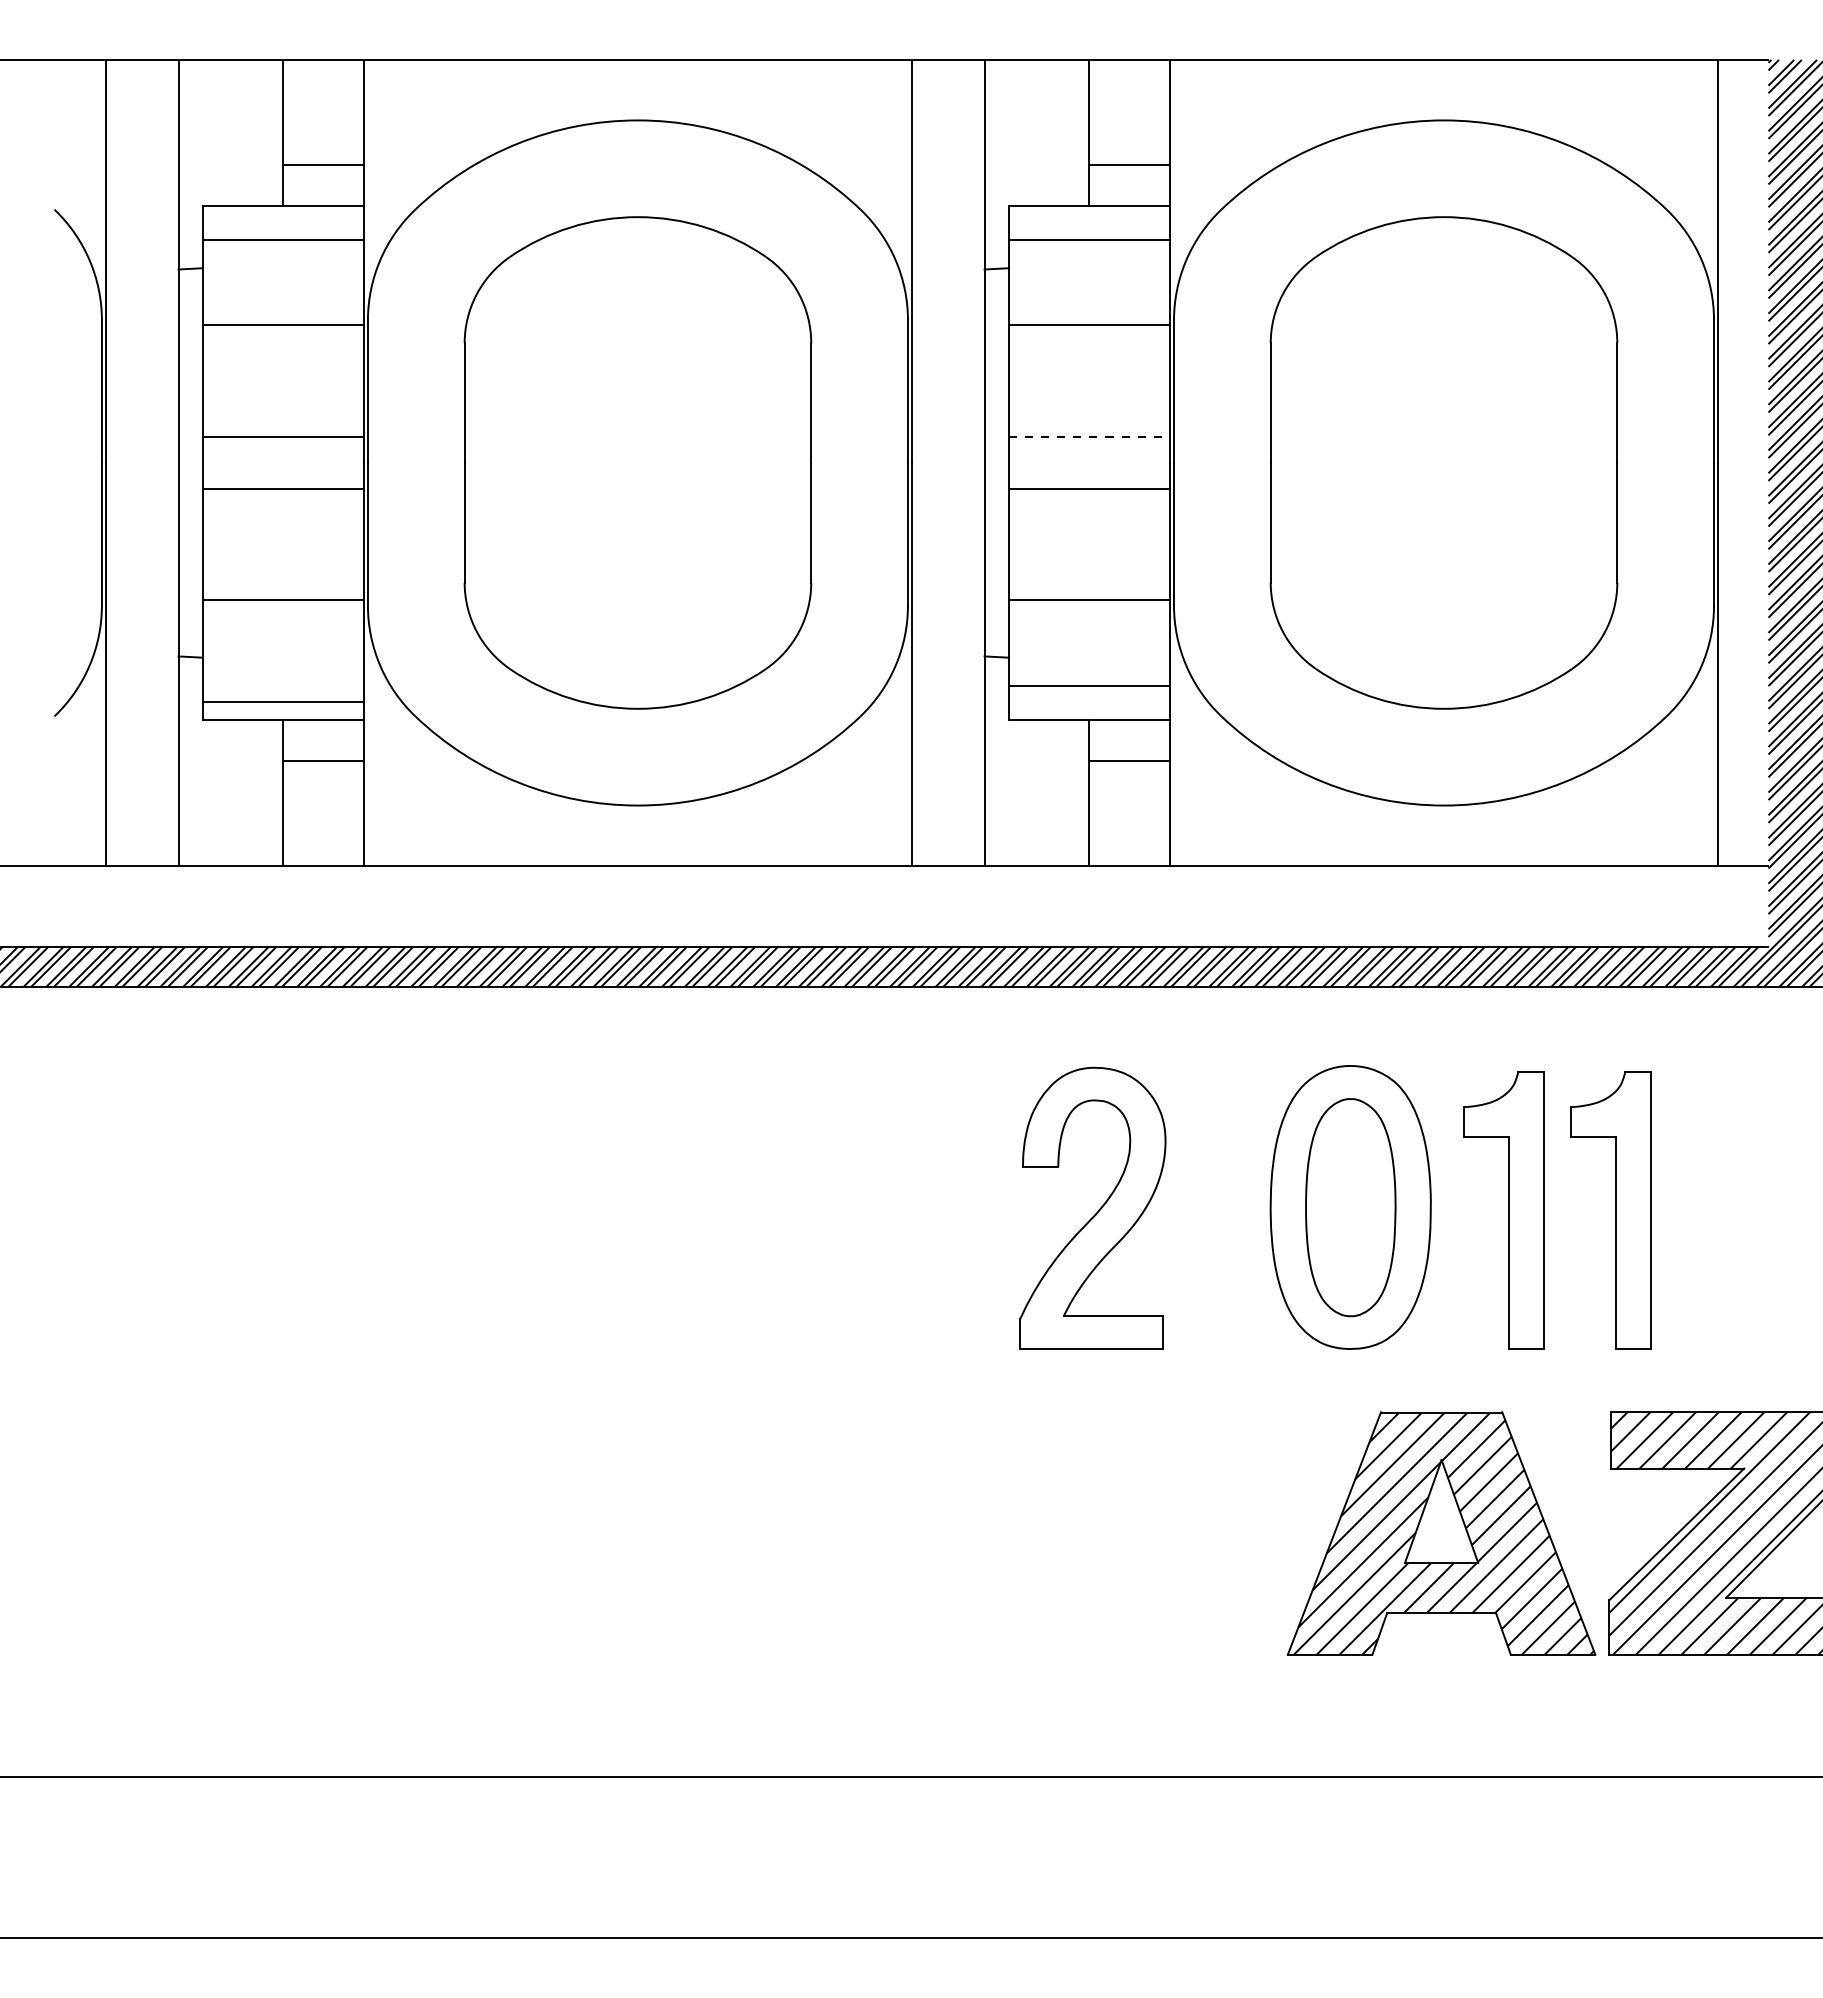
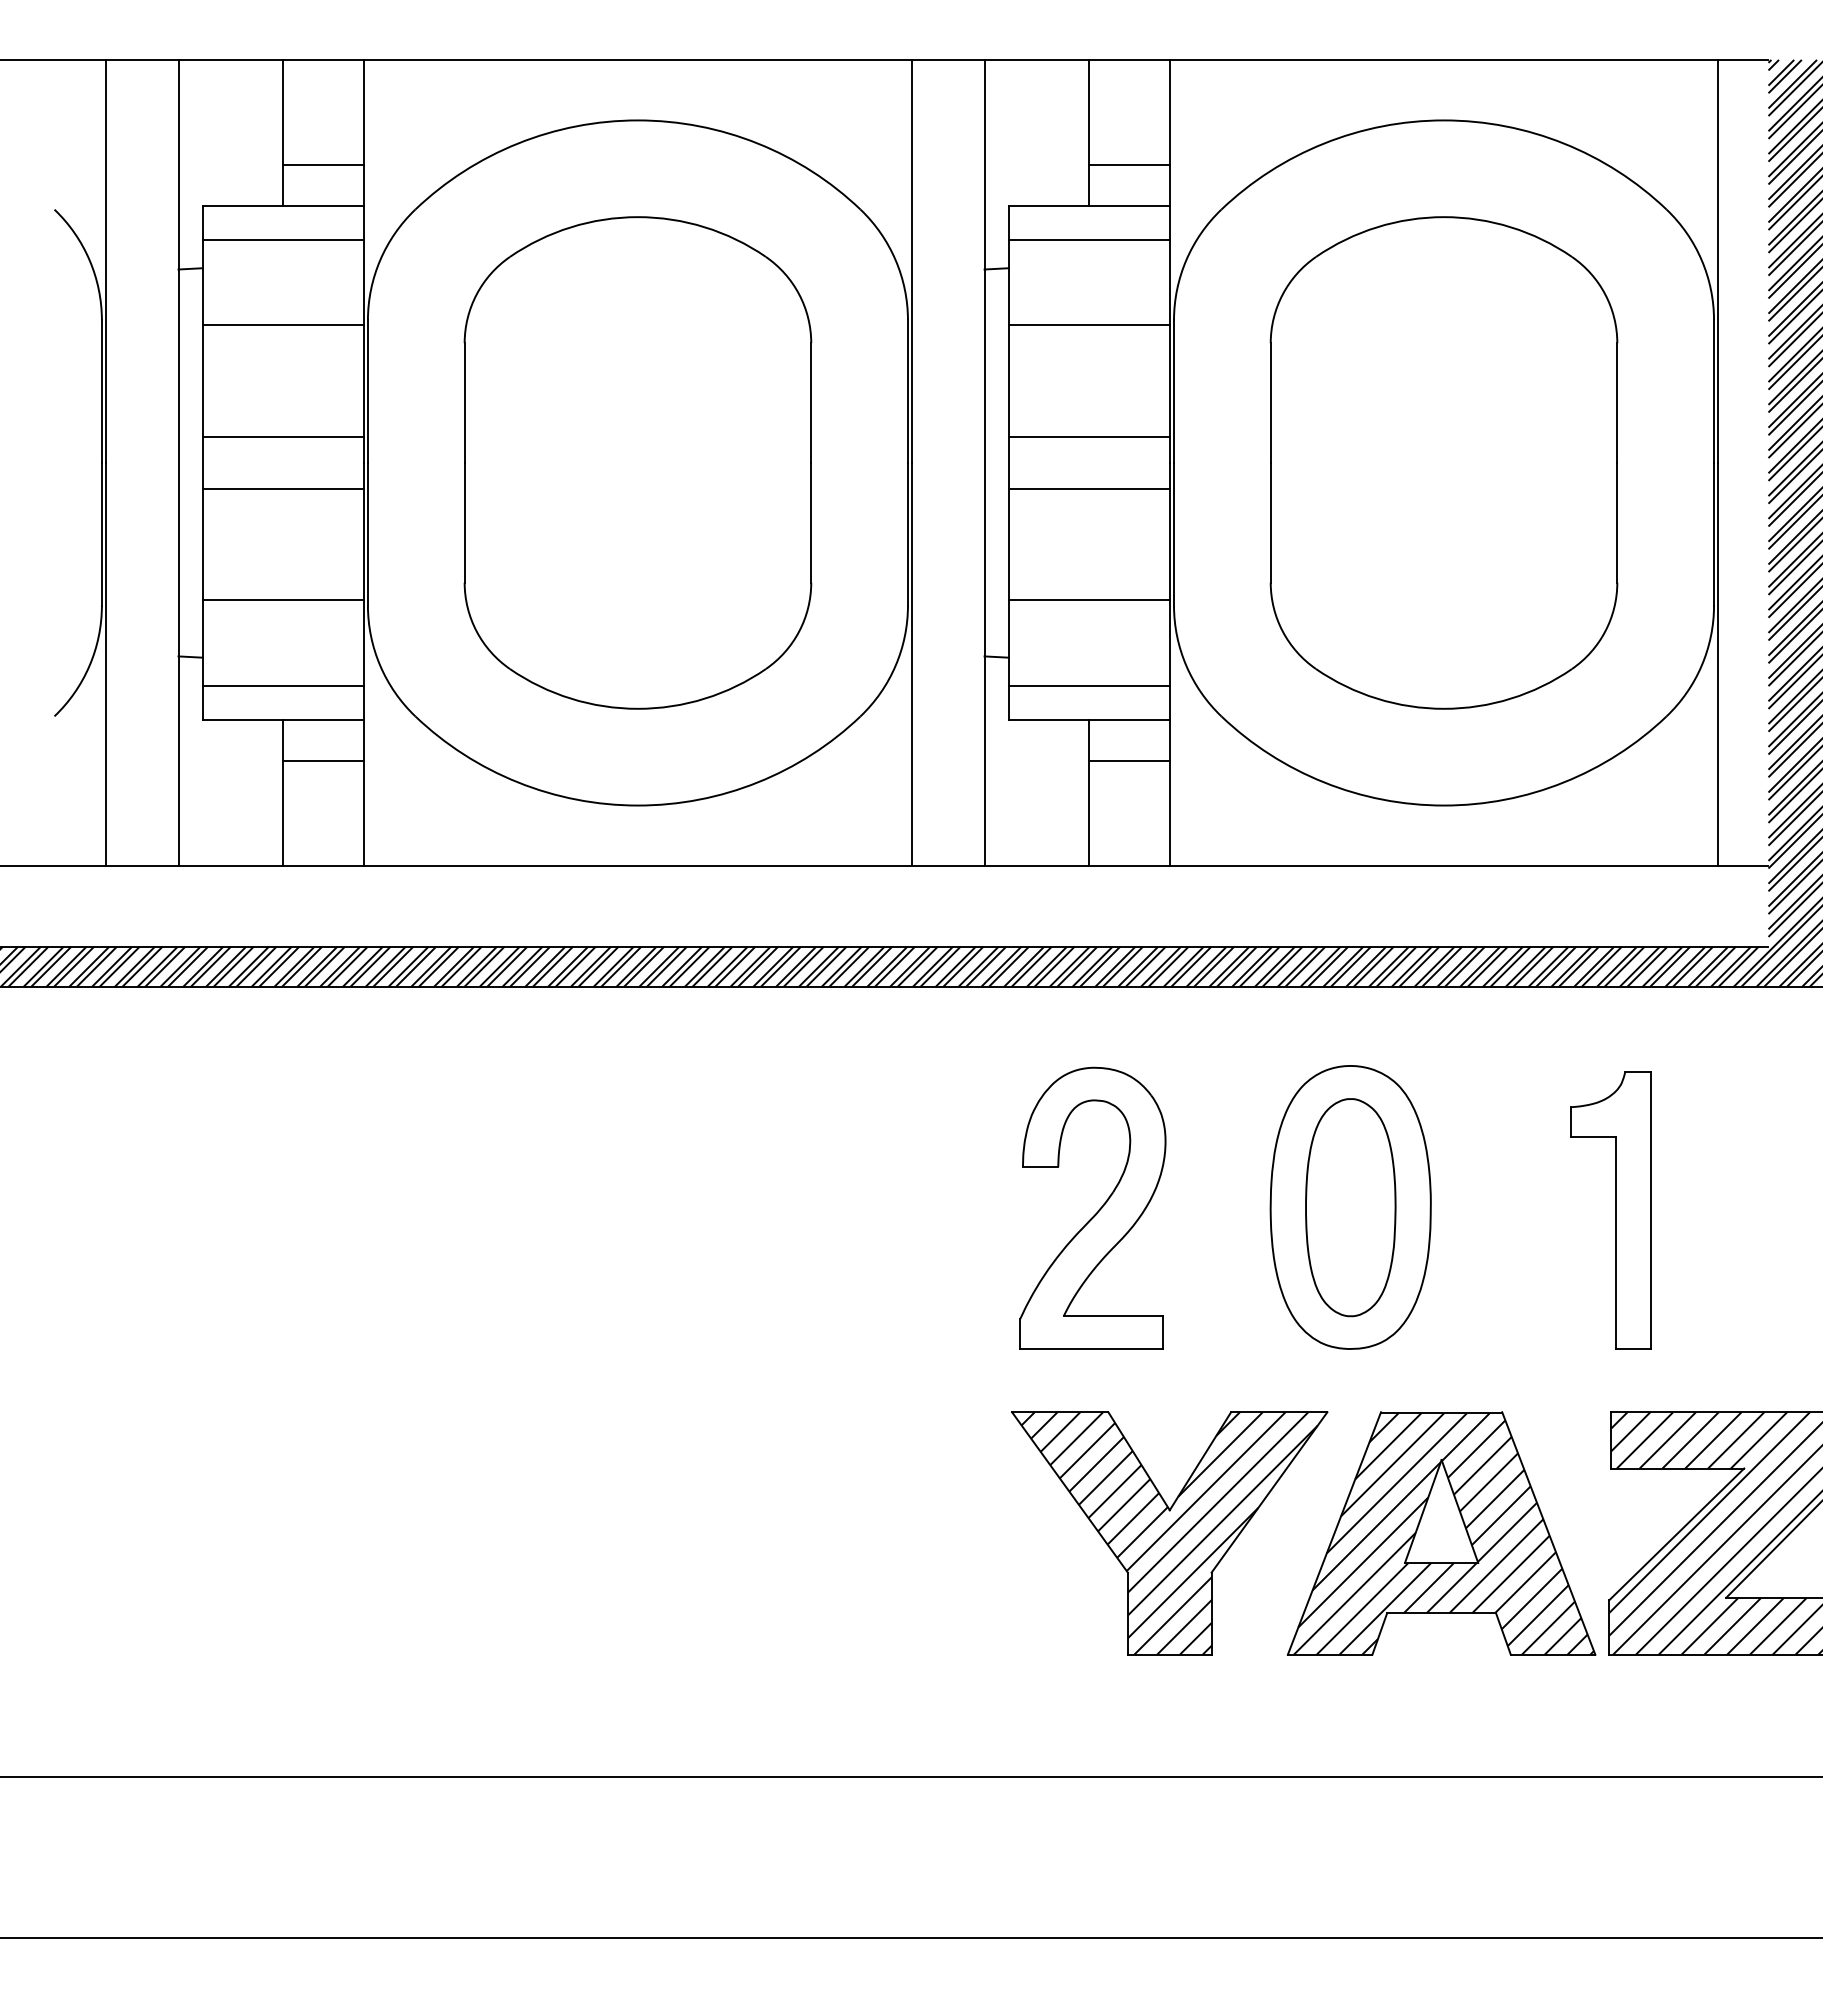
line: dashed -> solid (1089, 437)
line position: (282, 701) -> (282, 685) (282, 685)
part: present -> none (1503, 1210)
part: none -> present (1169, 1533)
